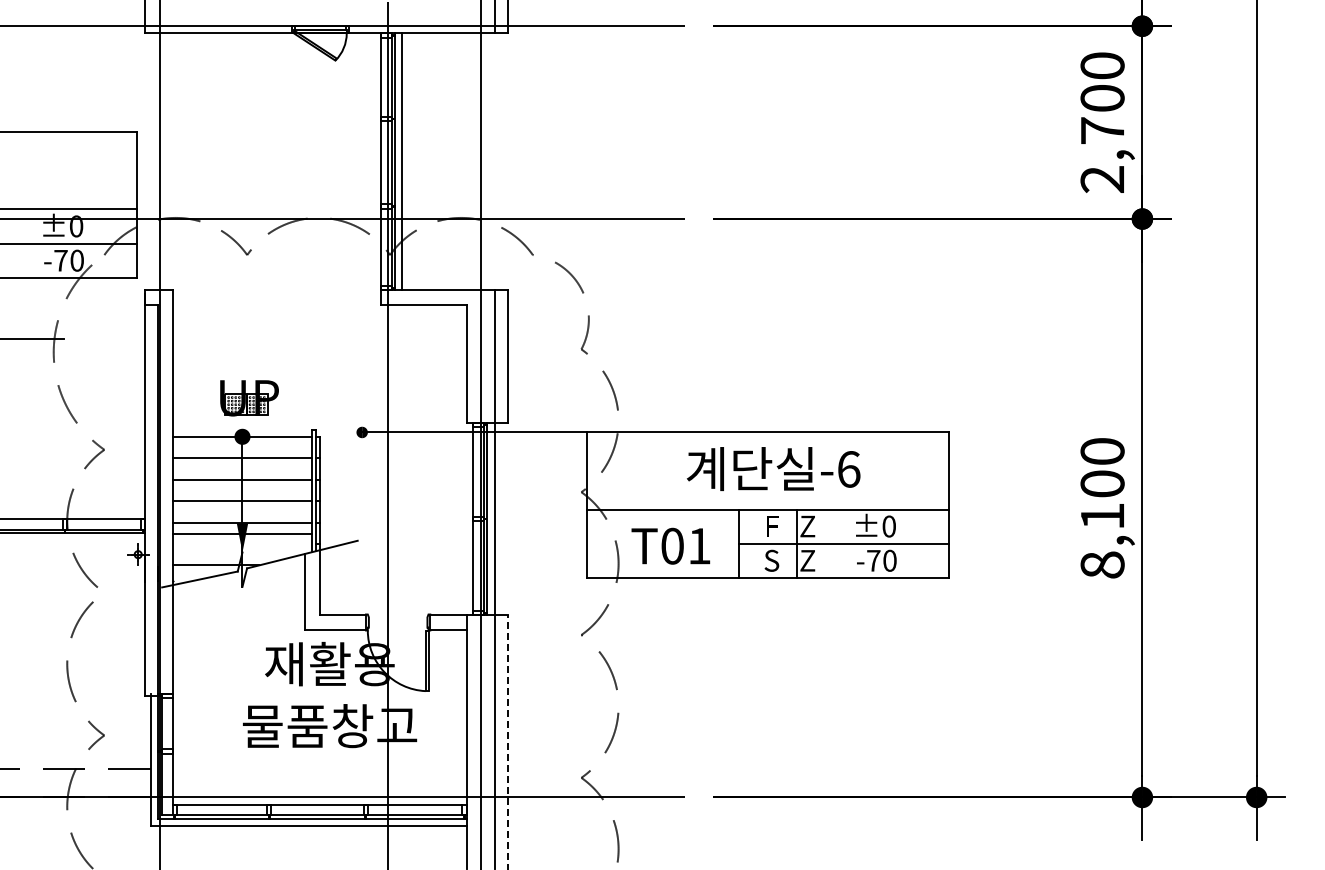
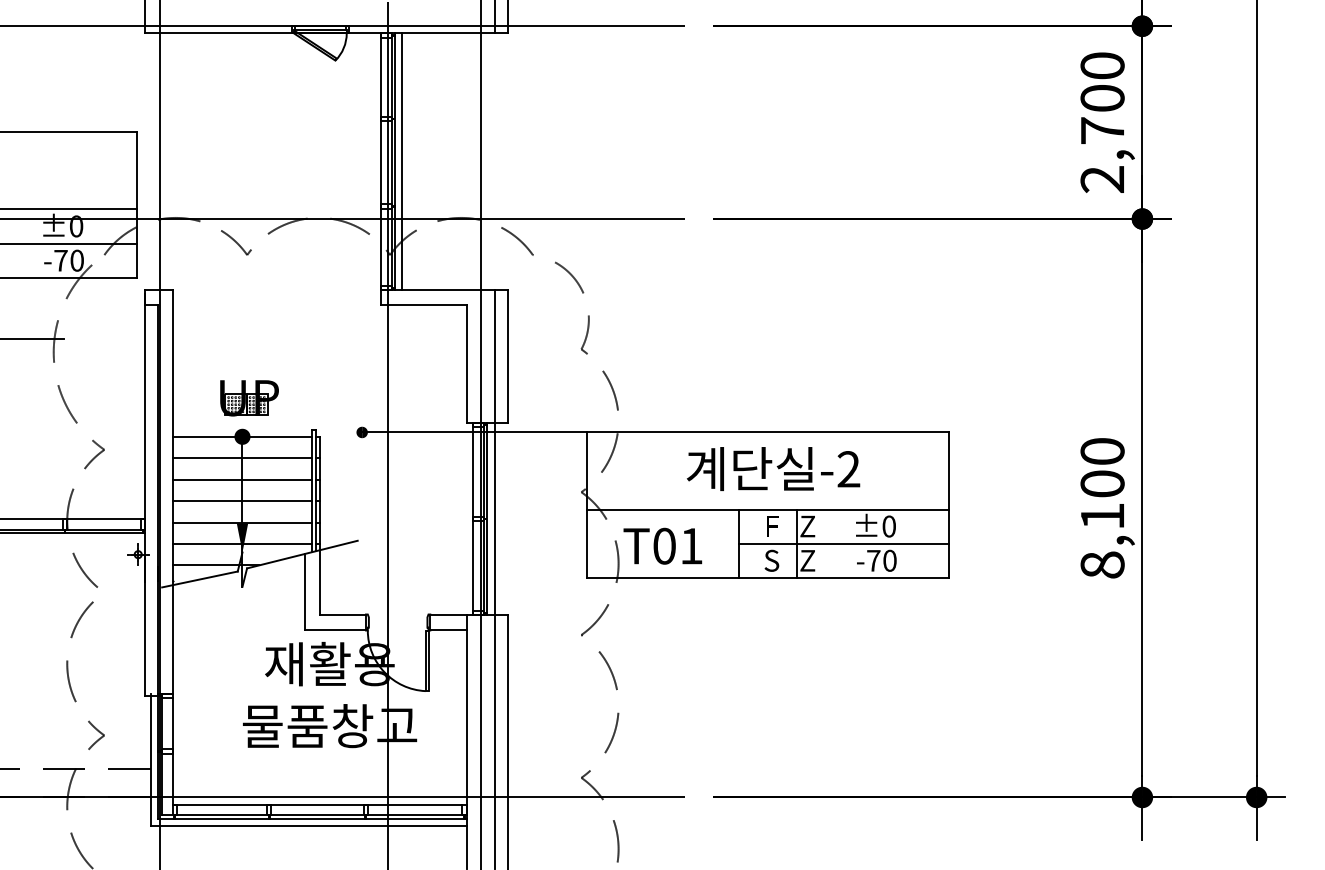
text: -6 -> -2 (848, 469)
line position: (242, 533) -> (242, 543) (242, 543)
text position: (670, 545) -> (662, 545) (662, 545)
line: dashed -> solid (508, 742)
